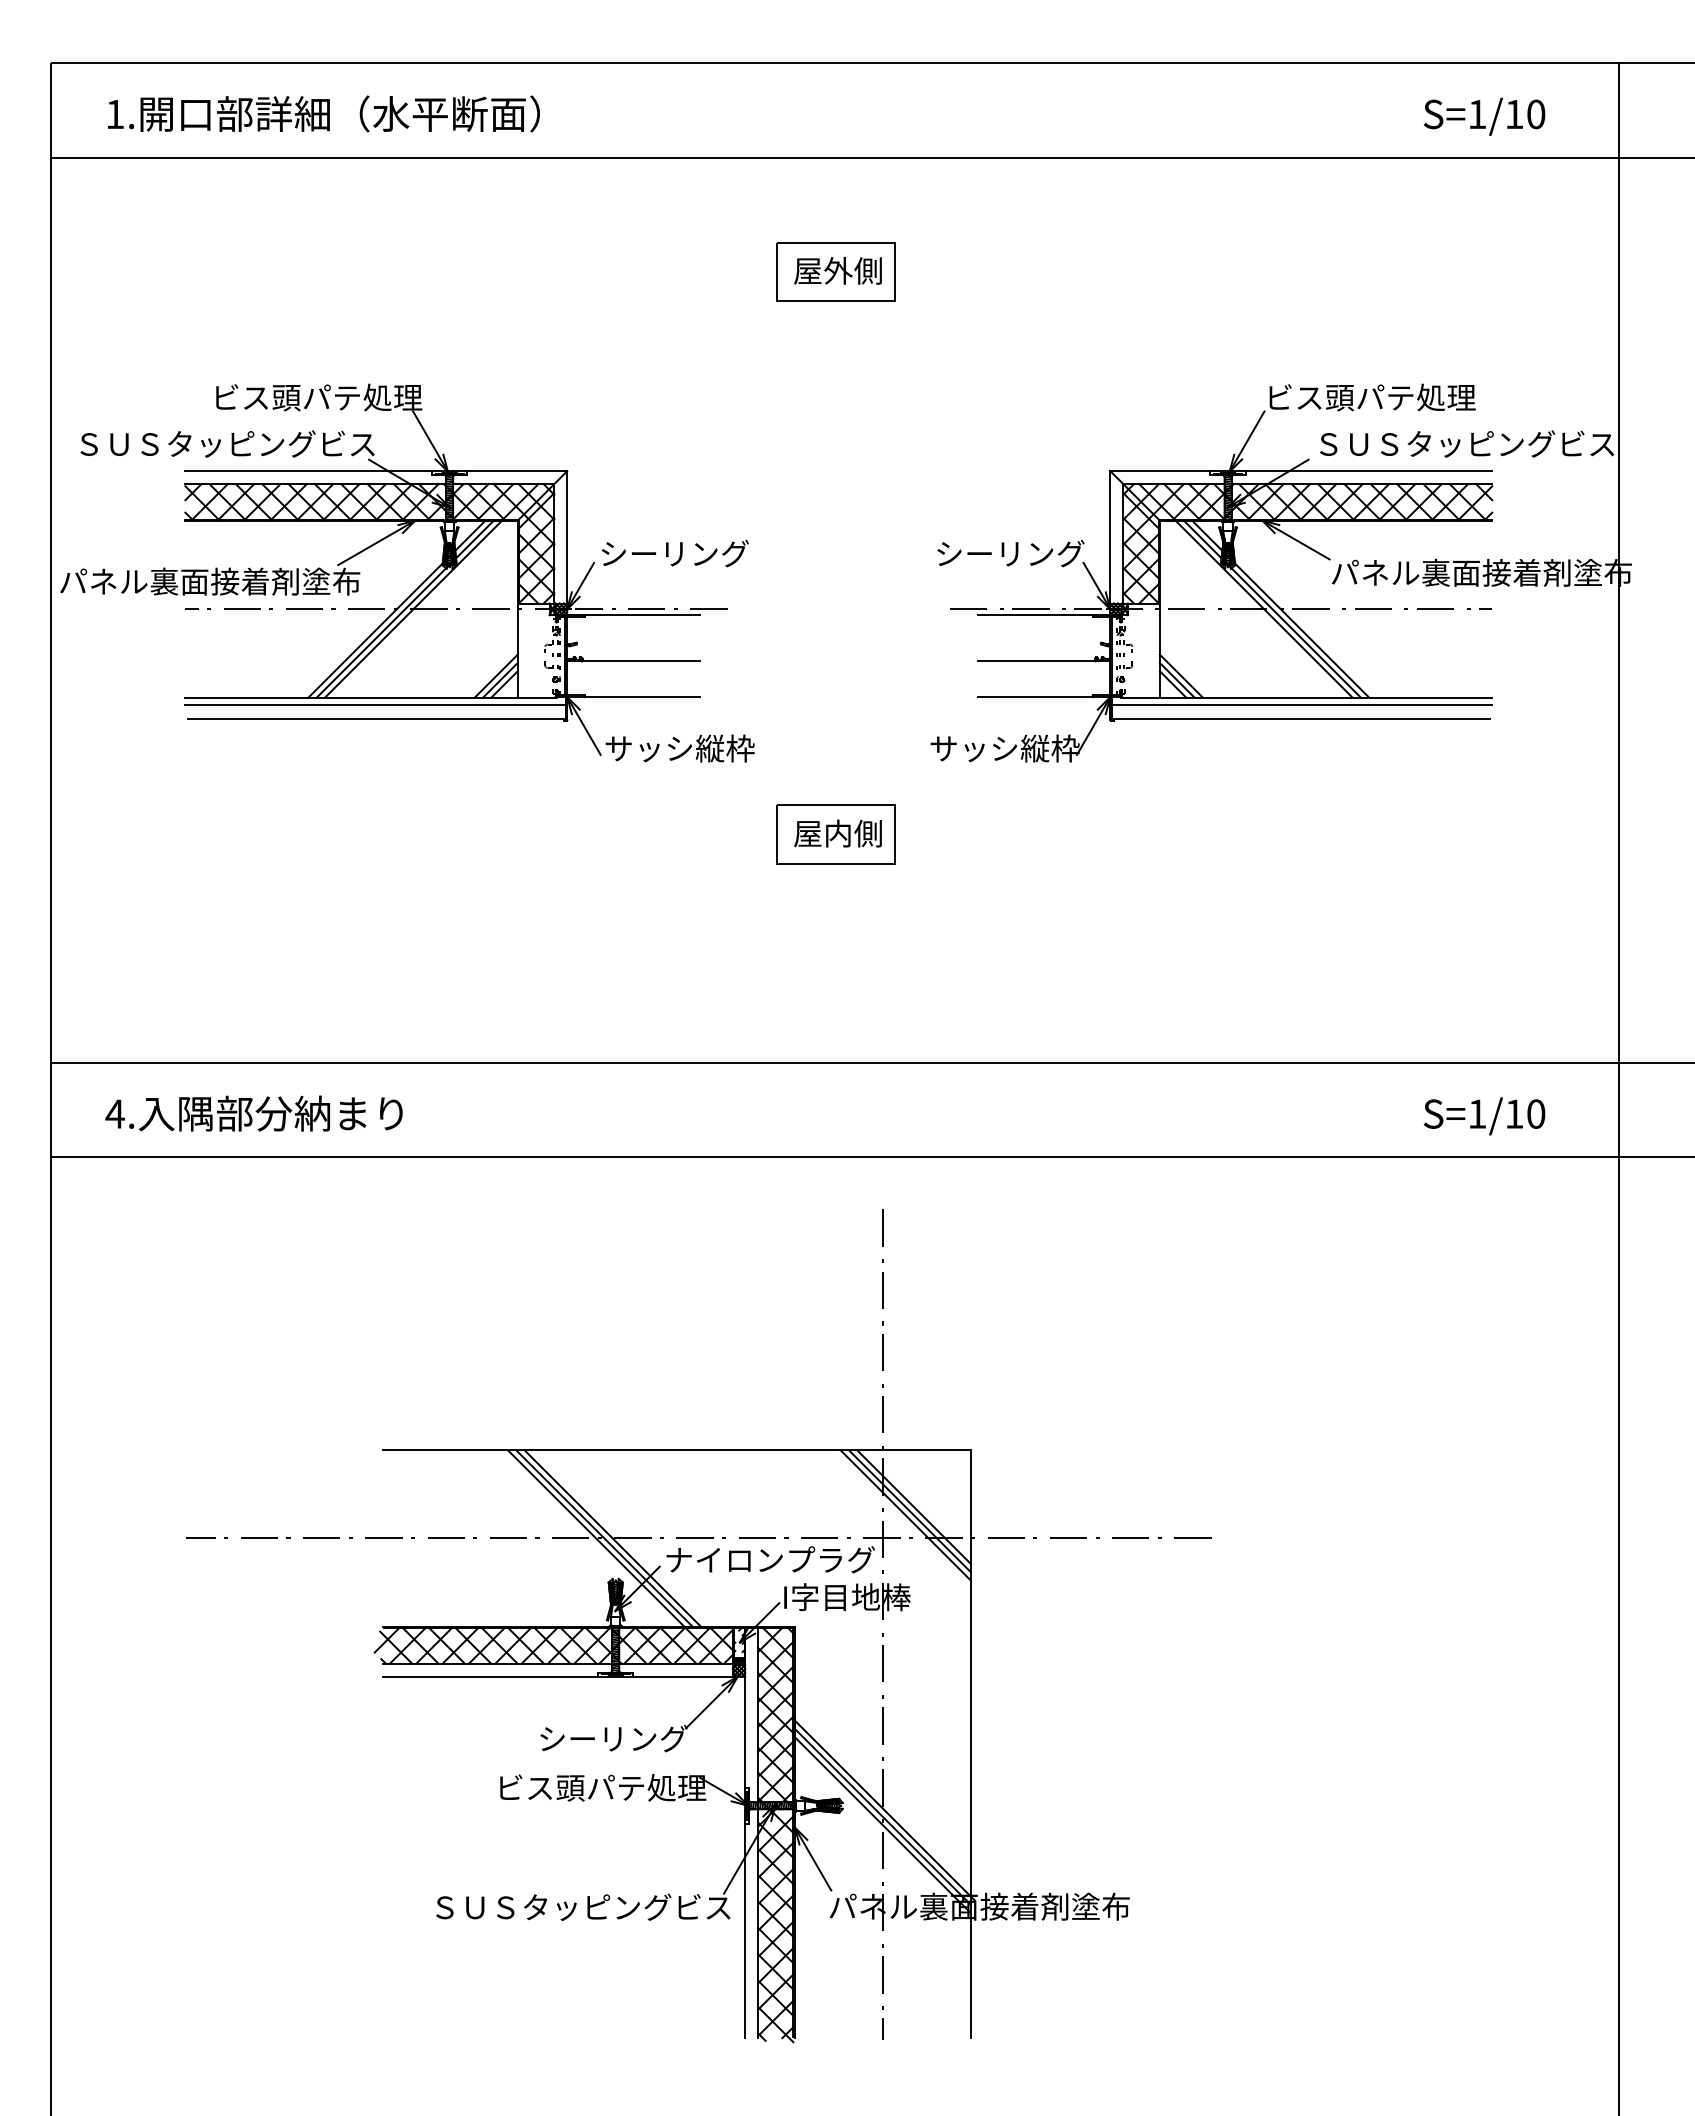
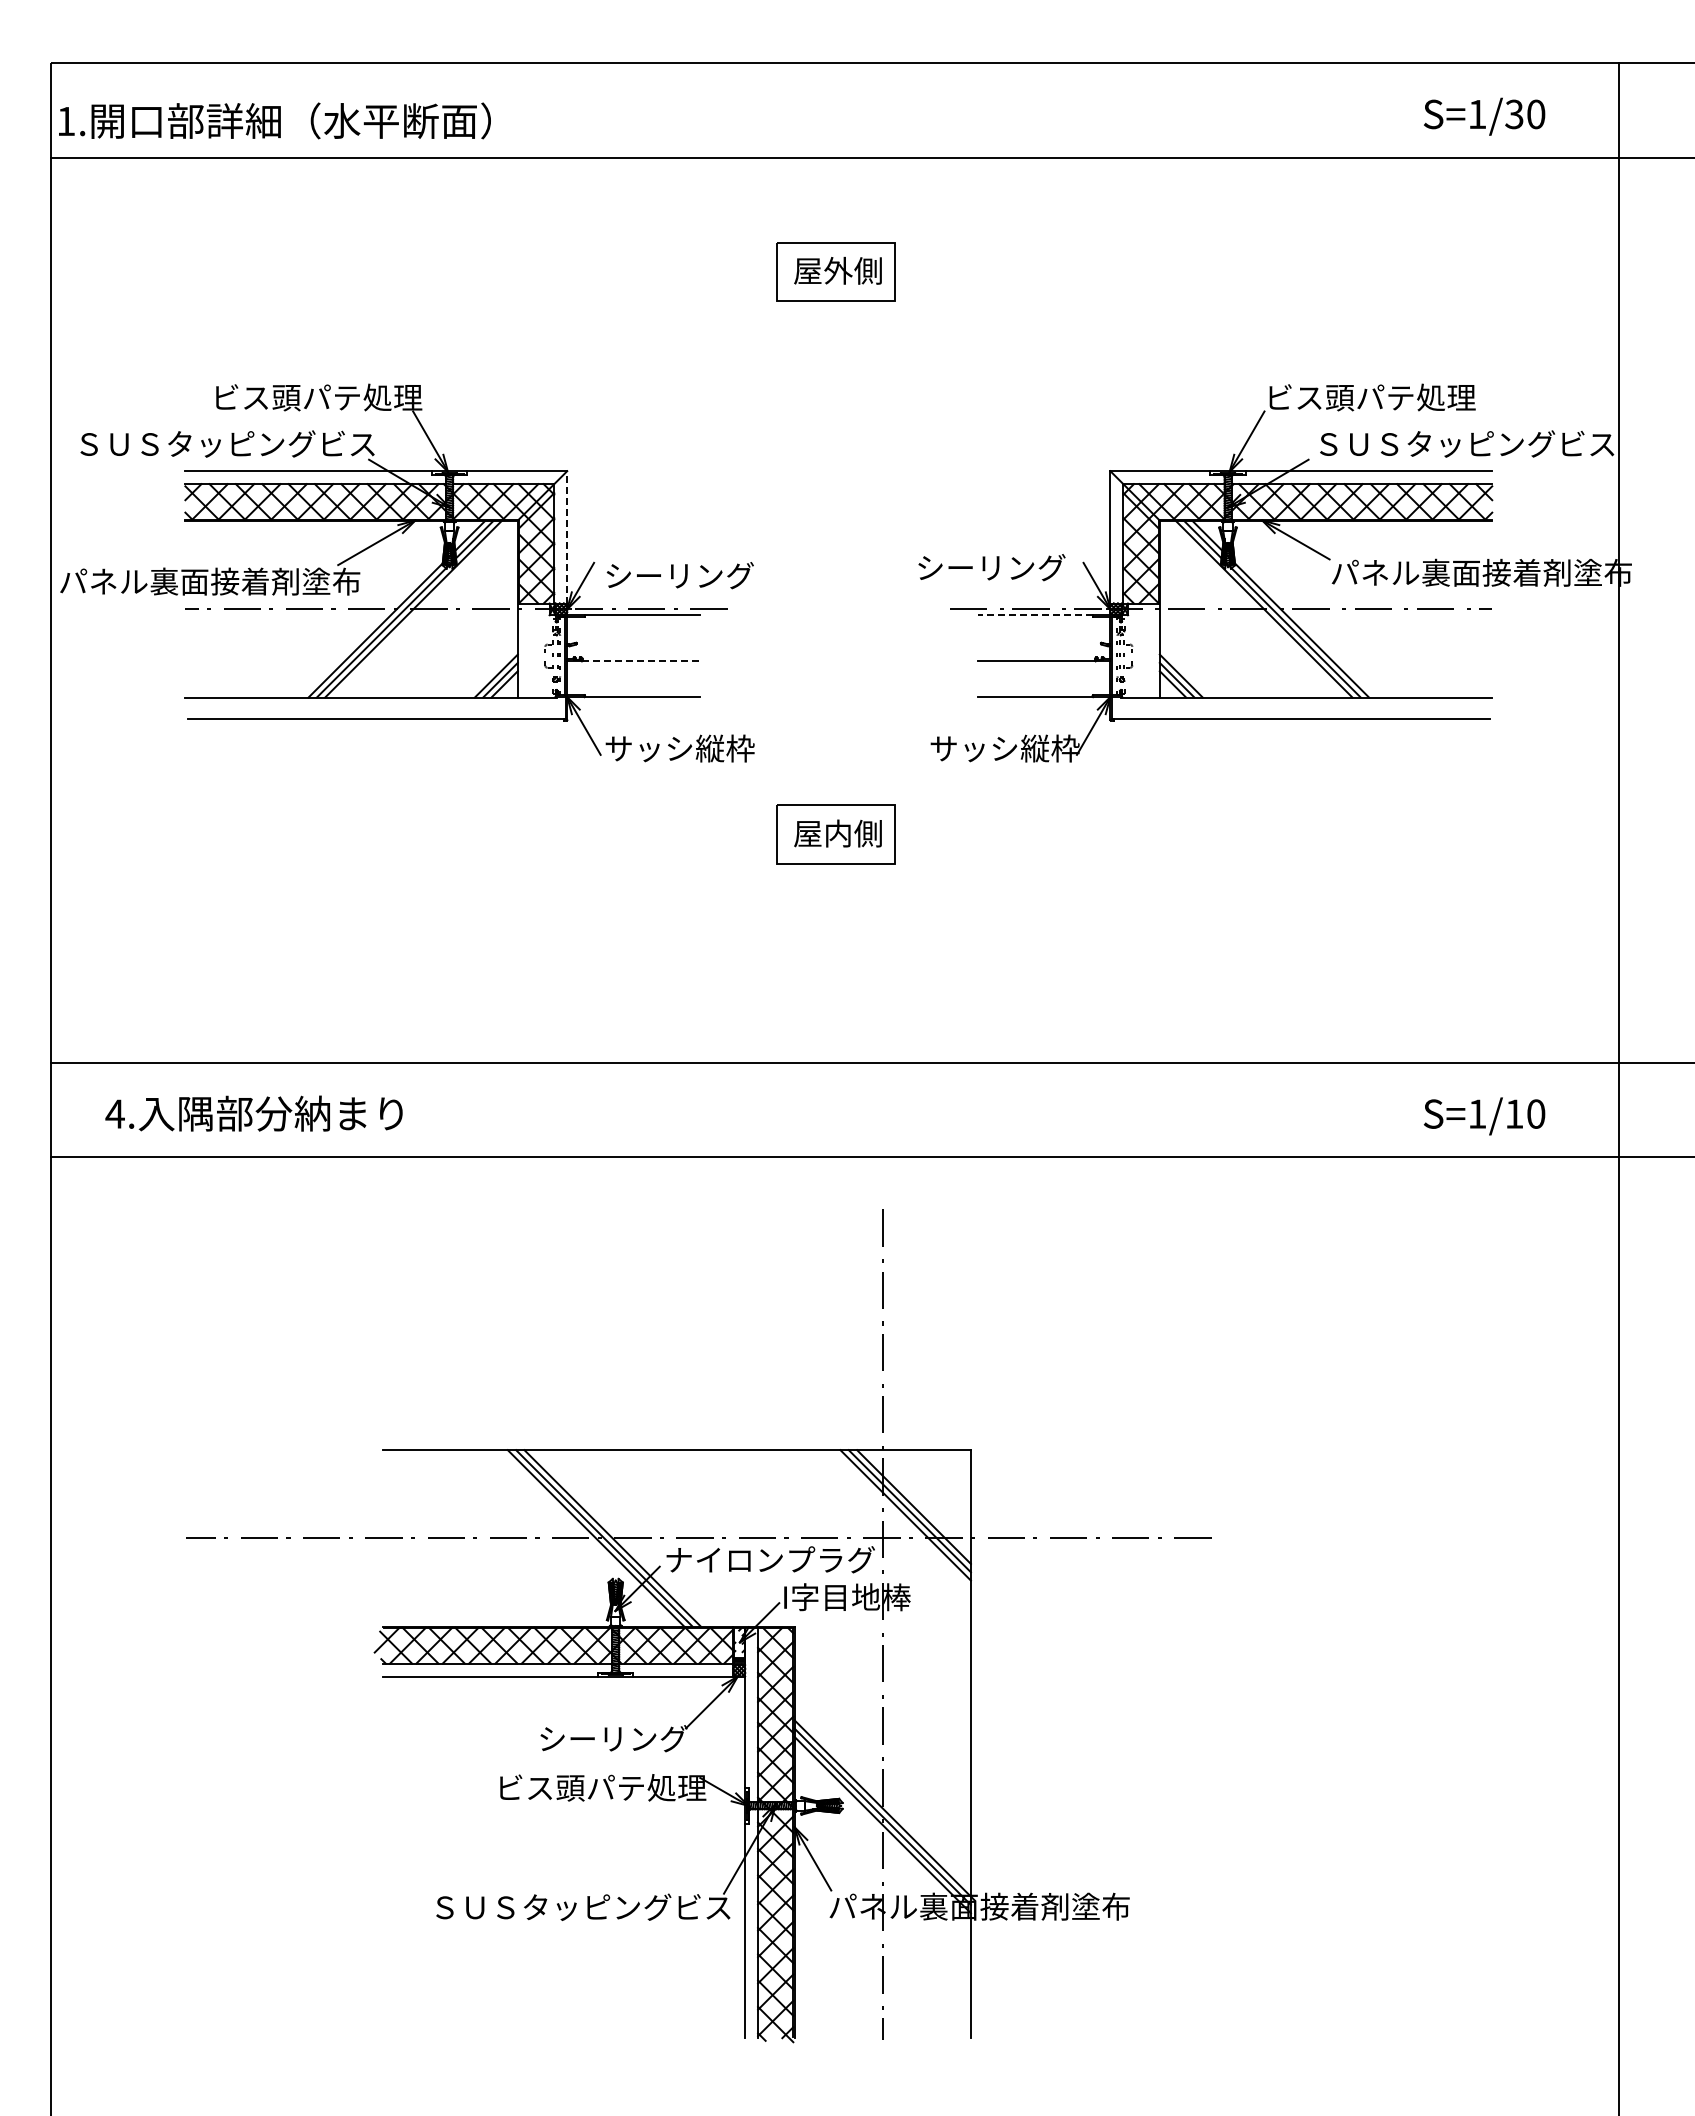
text position: (323, 113) -> (274, 120) (274, 120)
text: S=1/10 -> S=1/30 (1514, 114)
line: solid -> dashed (567, 536)
text position: (674, 553) -> (679, 575) (679, 575)
text position: (1010, 553) -> (991, 567) (991, 567)
line: solid -> dashed (1035, 615)
line: solid -> dashed (641, 661)
line: present -> none (375, 705)
line: present -> none (1301, 705)
